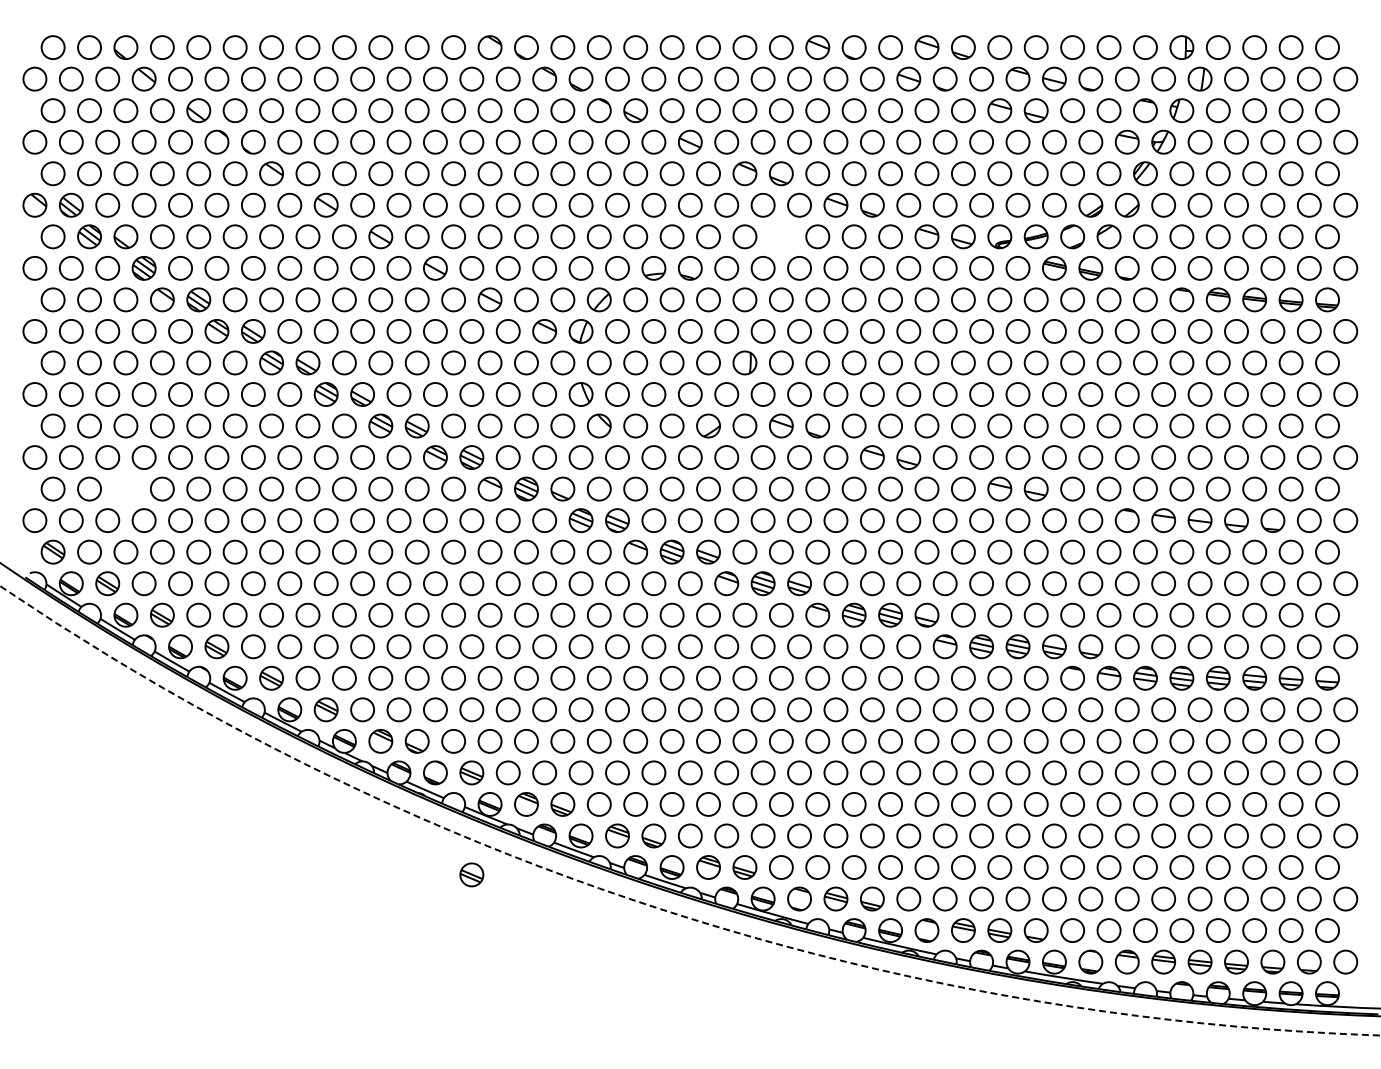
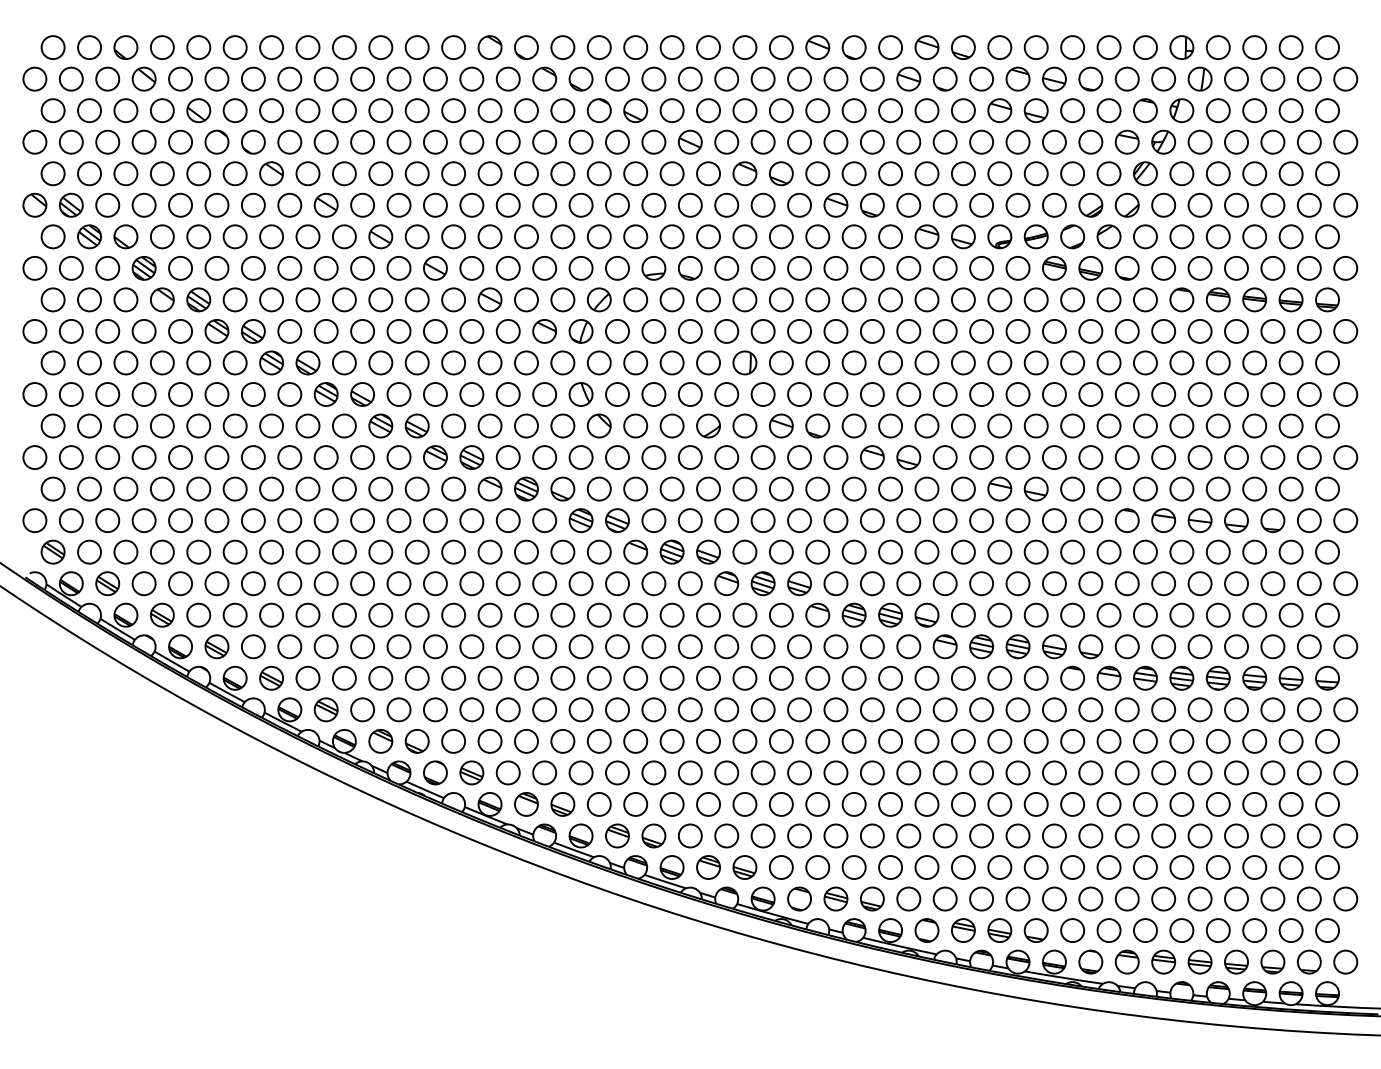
circle: none -> present (781, 236)
circle: none -> present (125, 488)
circle: dashed -> solid (690, 810)
part: present -> none (471, 874)
